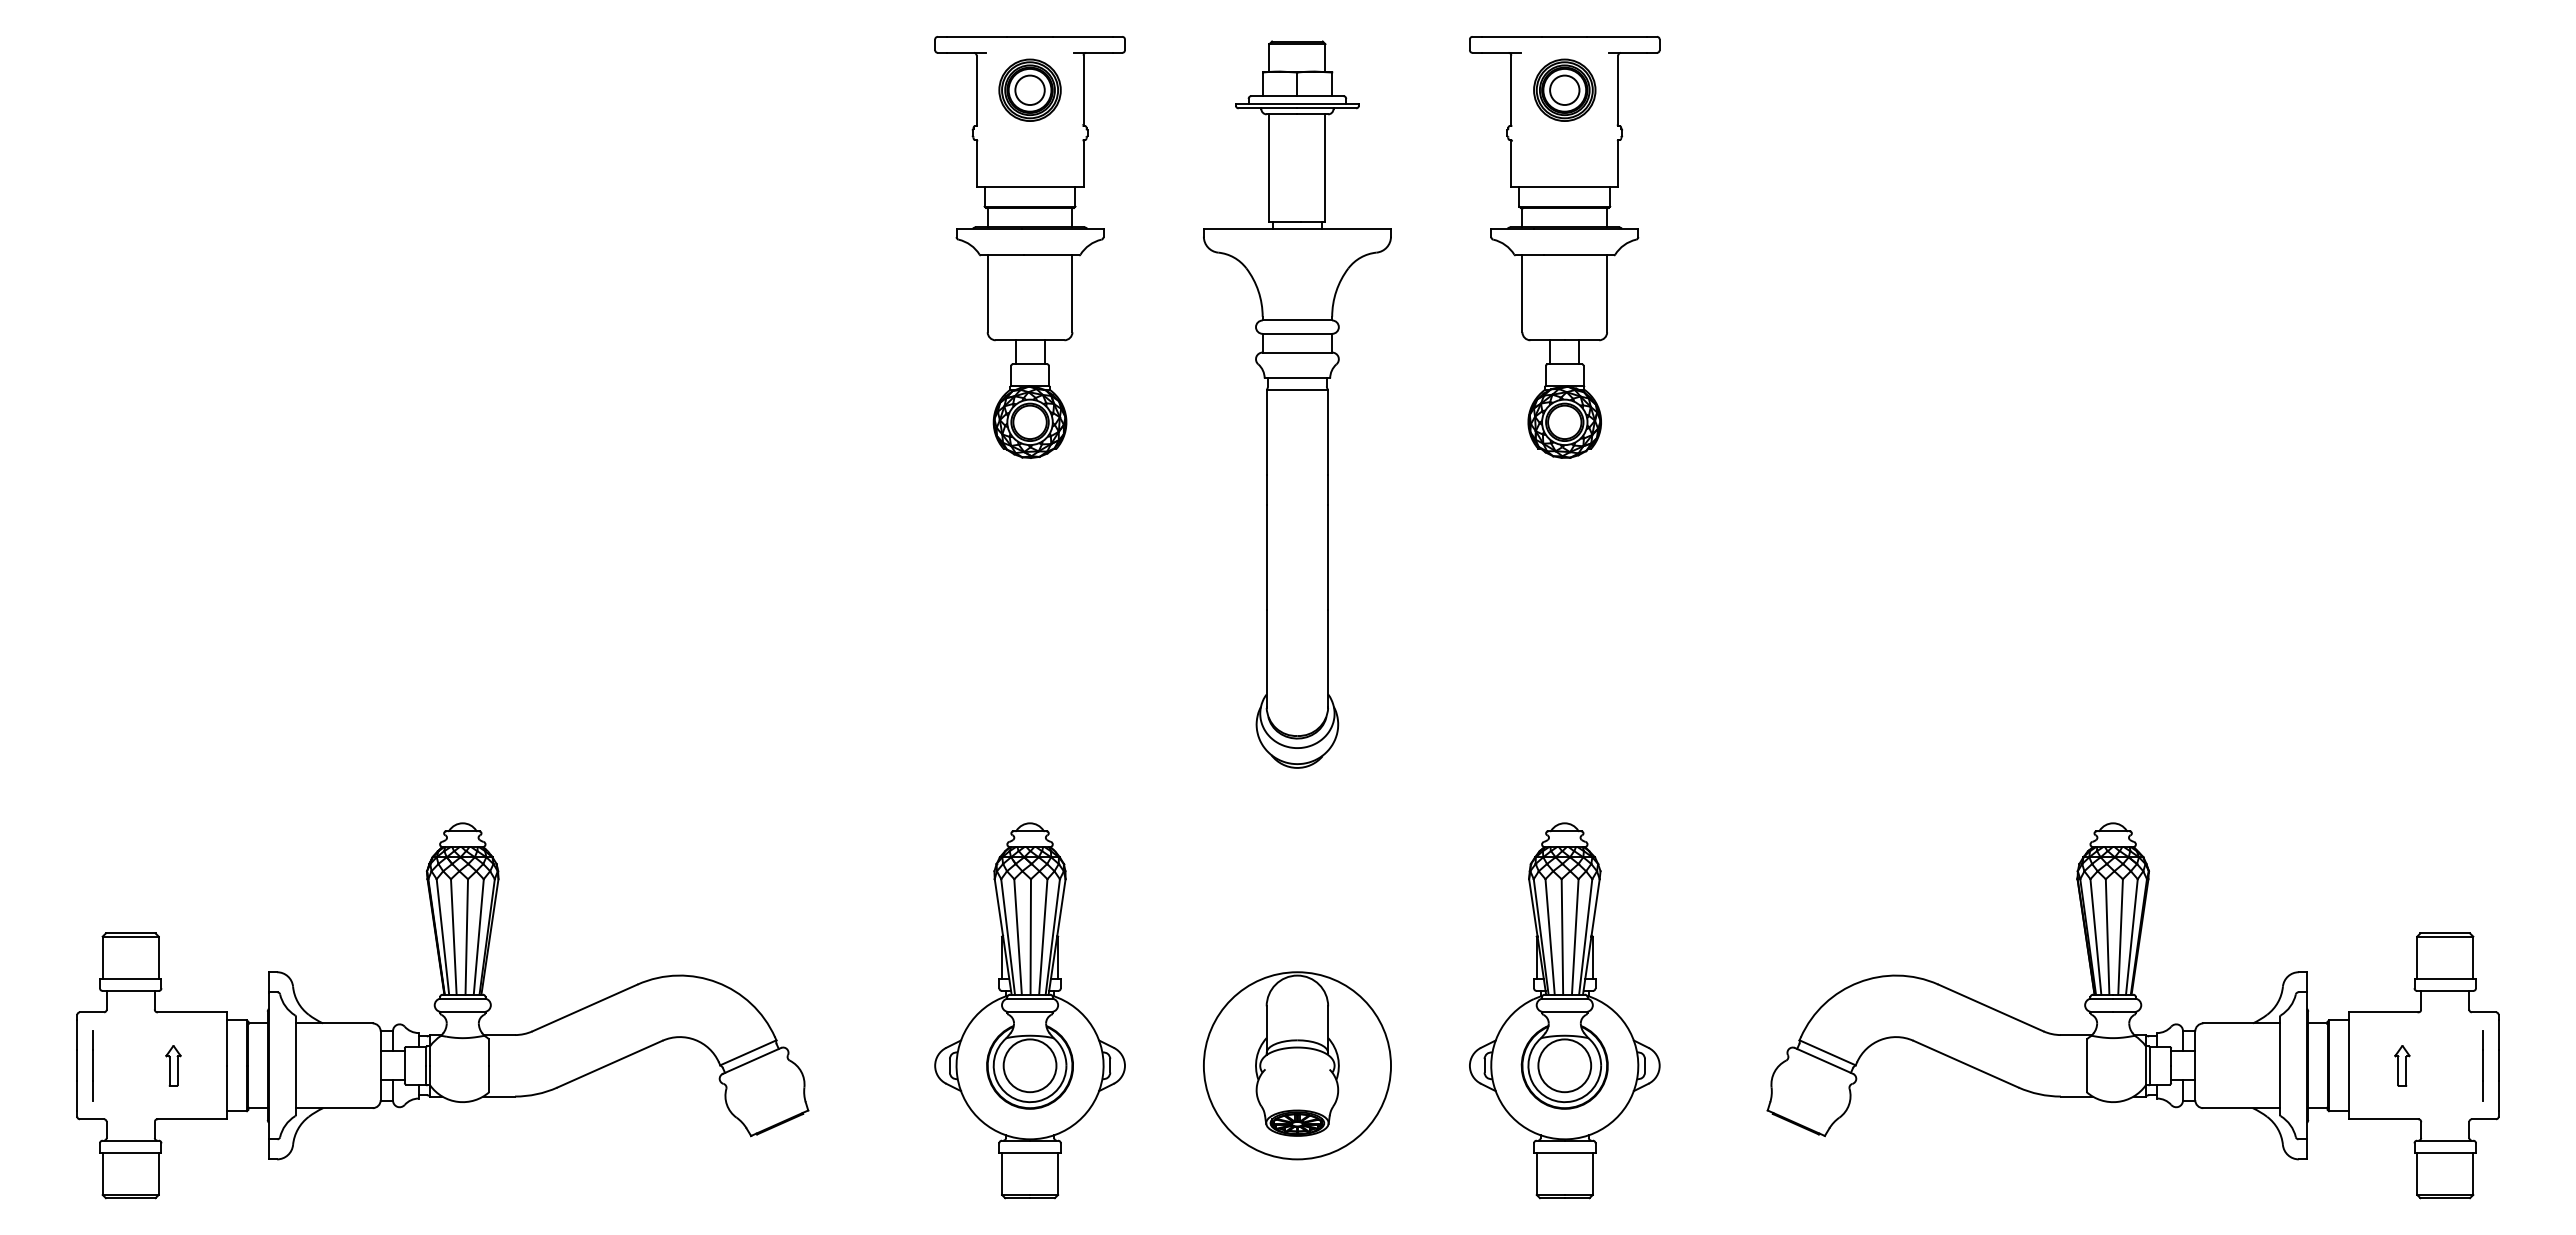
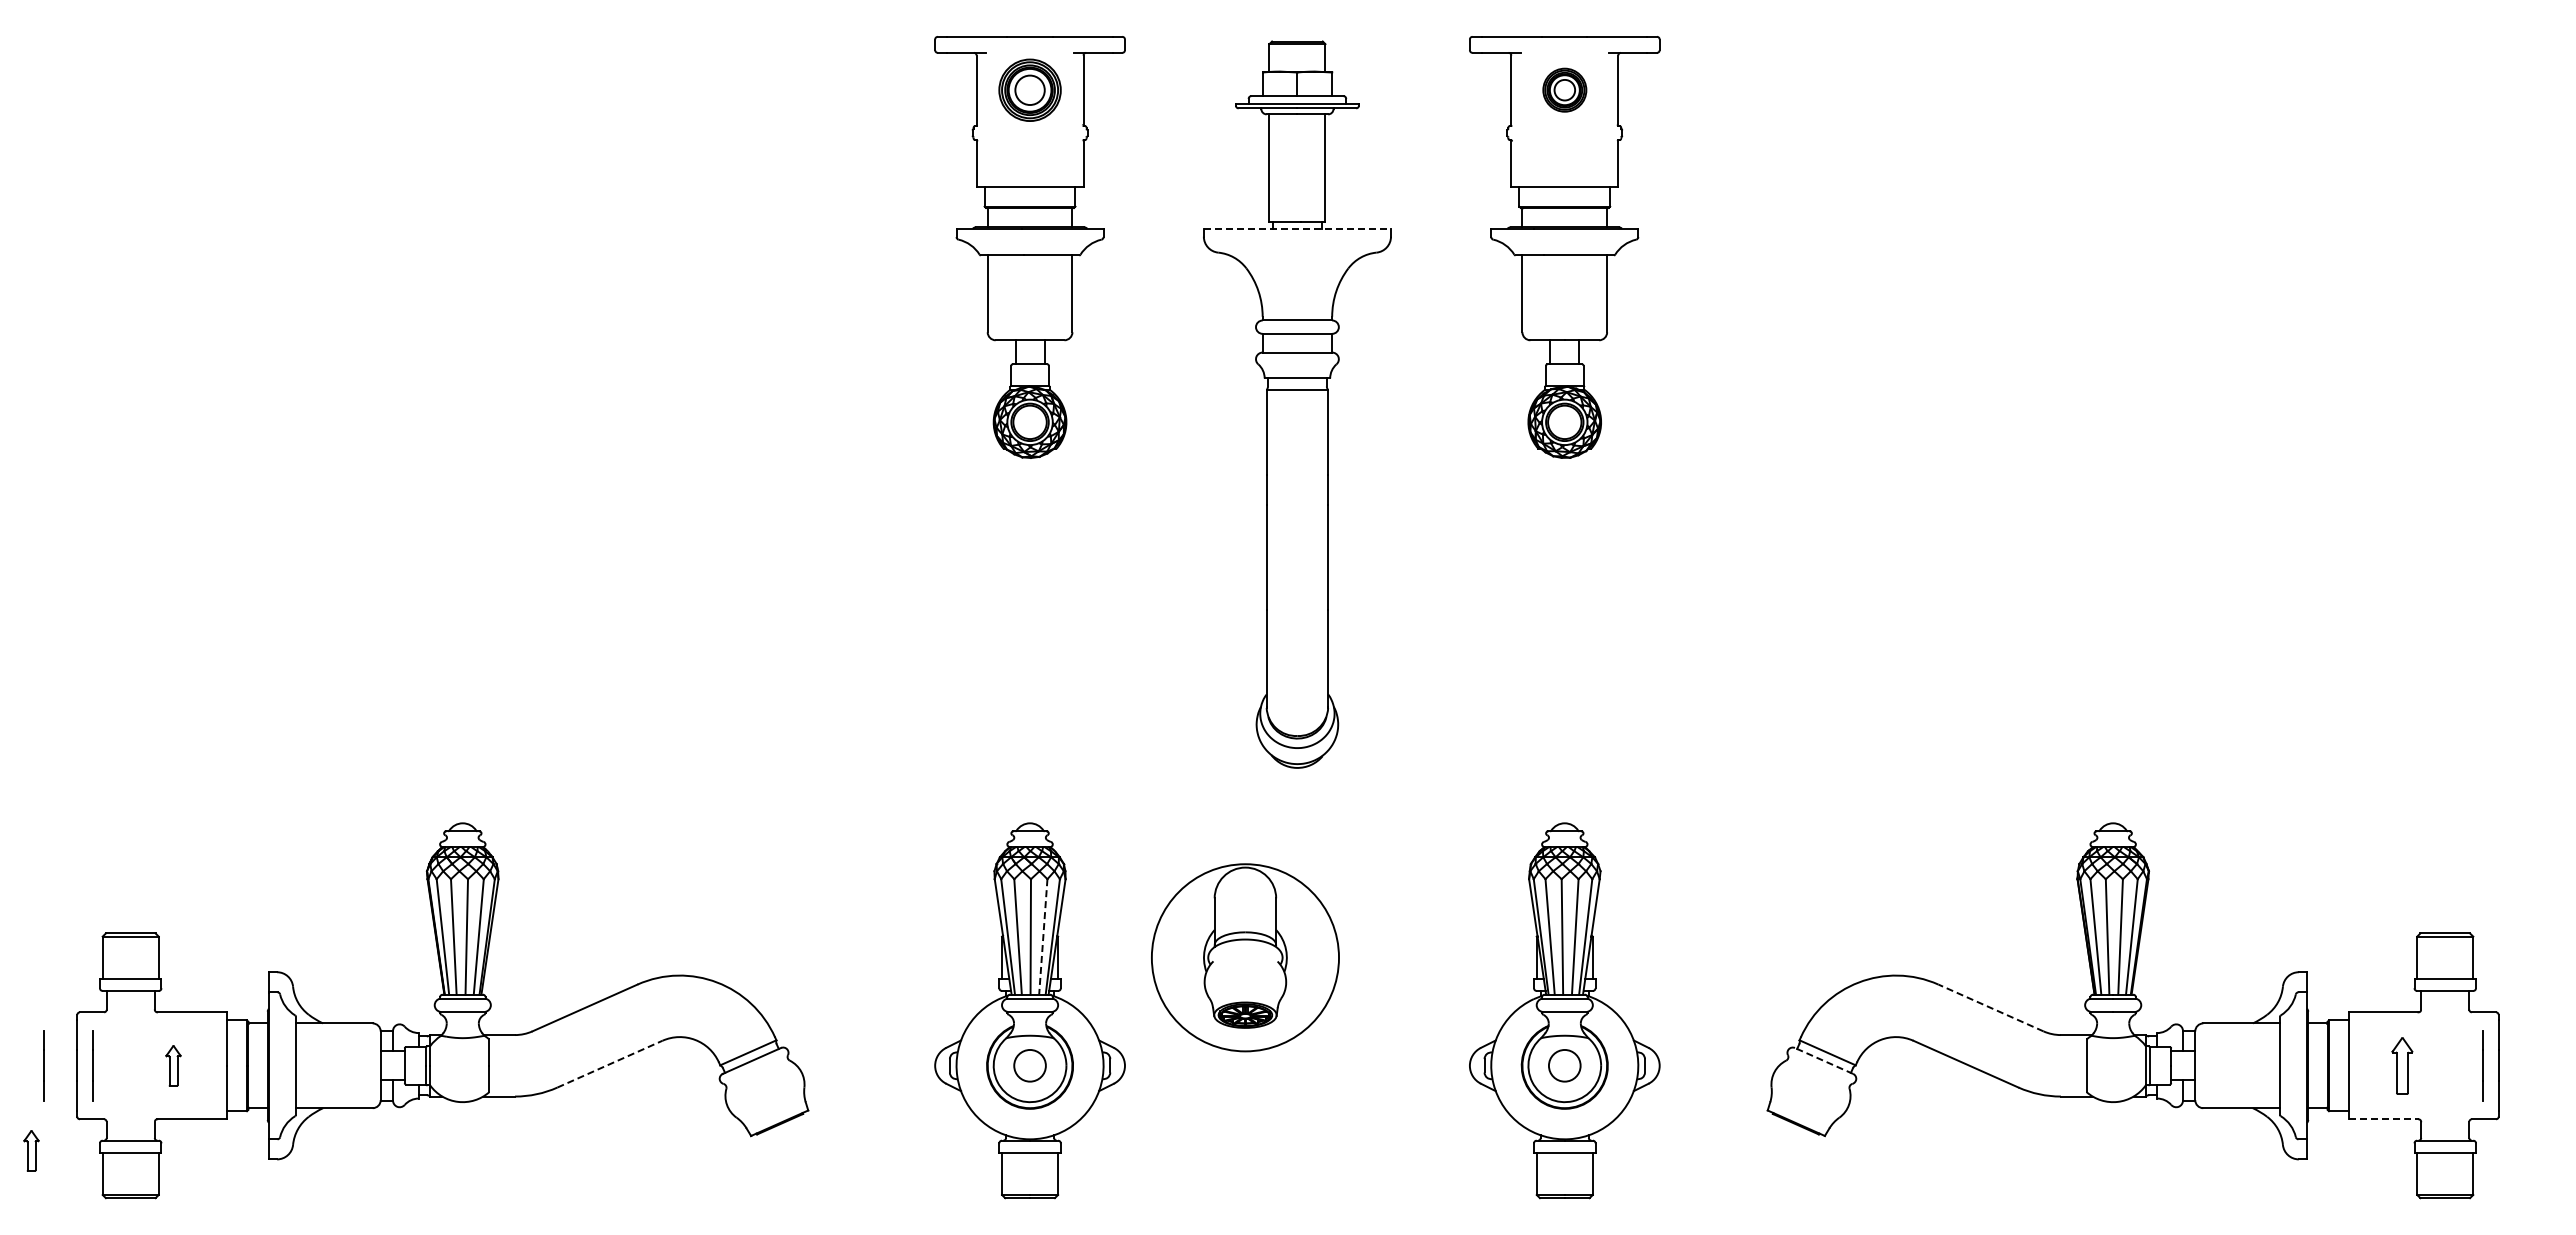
part size: 64x64 px -> 46x46 px (1564, 89)
line: solid -> dashed (1297, 228)
line: solid -> dashed (1043, 936)
line: solid -> dashed (1990, 1007)
line: solid -> dashed (1824, 1060)
line: solid -> dashed (610, 1063)
line: none -> present (43, 1065)
circle diameter: 53 px -> 32 px (1029, 1065)
part position: (1297, 1065) -> (1245, 957) (1245, 957)
circle diameter: 53 px -> 32 px (1564, 1065)
part size: 17x42 px -> 23x58 px (2402, 1065)
line: solid -> dashed (2383, 1119)
part: none -> present (31, 1150)
